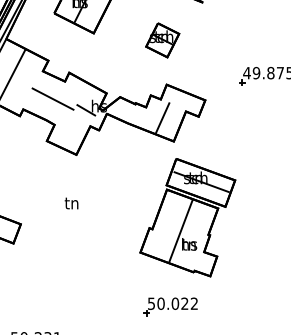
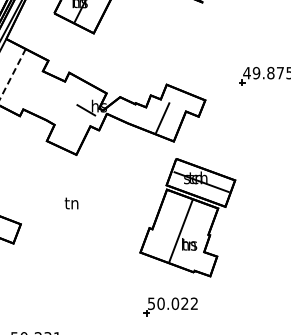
part: present -> none (162, 40)
line: solid -> dashed (13, 73)
line: present -> none (52, 98)
